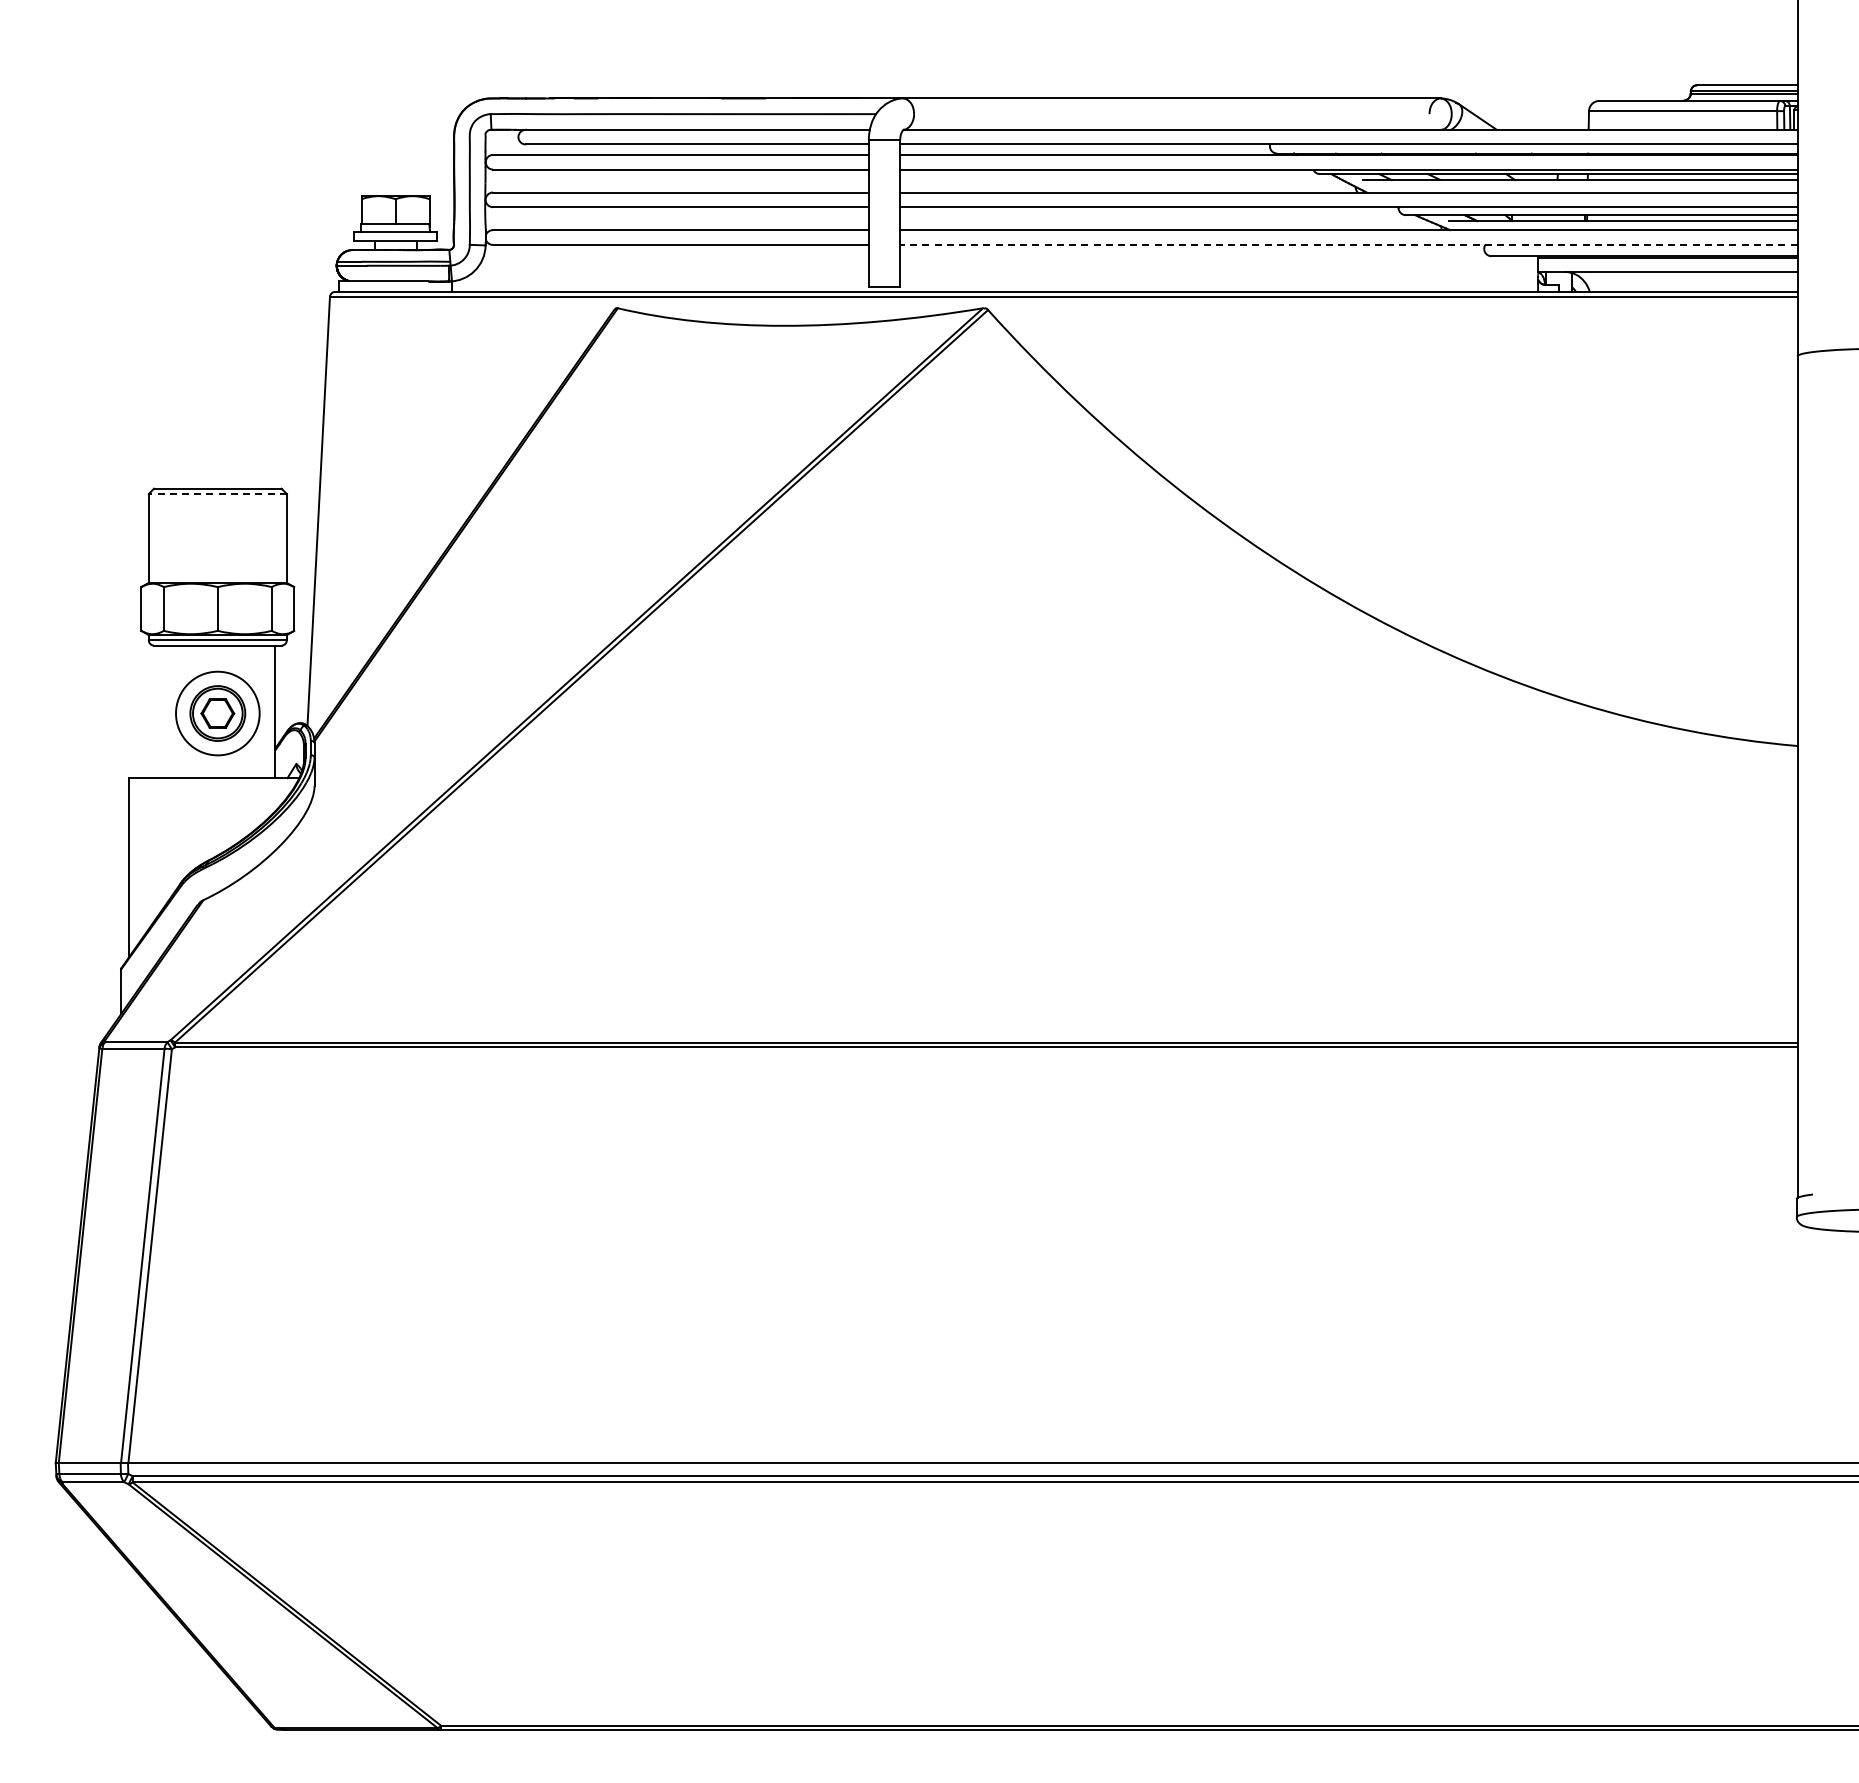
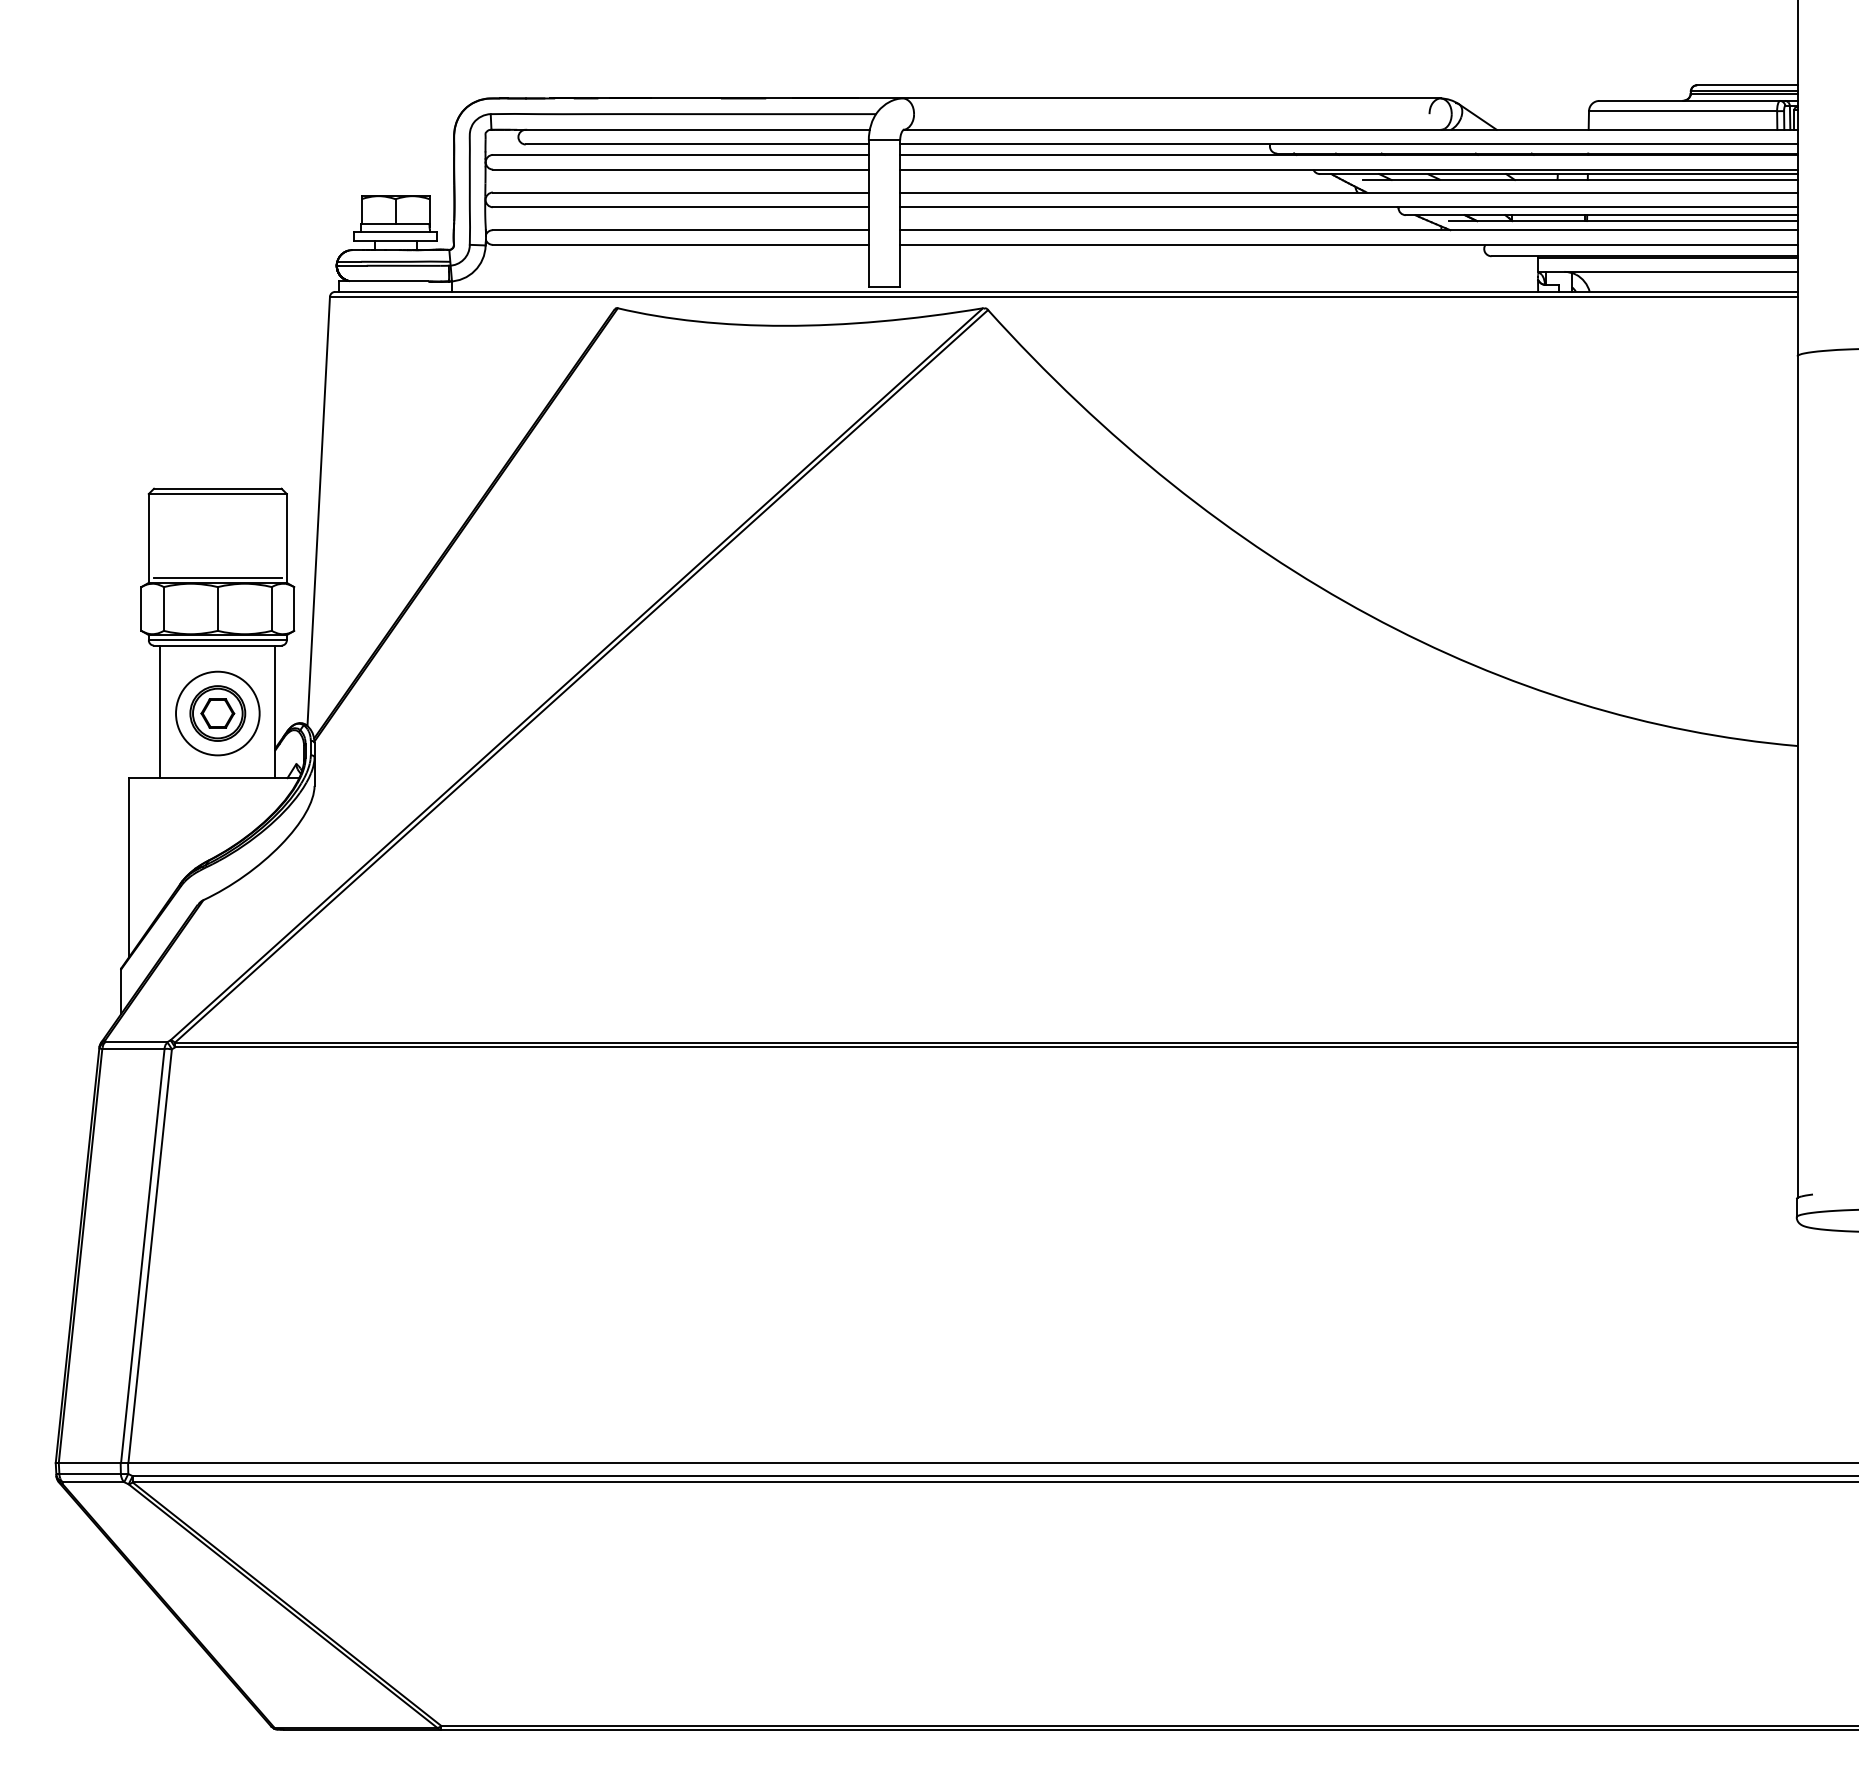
line: dashed -> solid (1348, 244)
line: dashed -> solid (217, 493)
line: none -> present (217, 577)
line: none -> present (160, 711)
